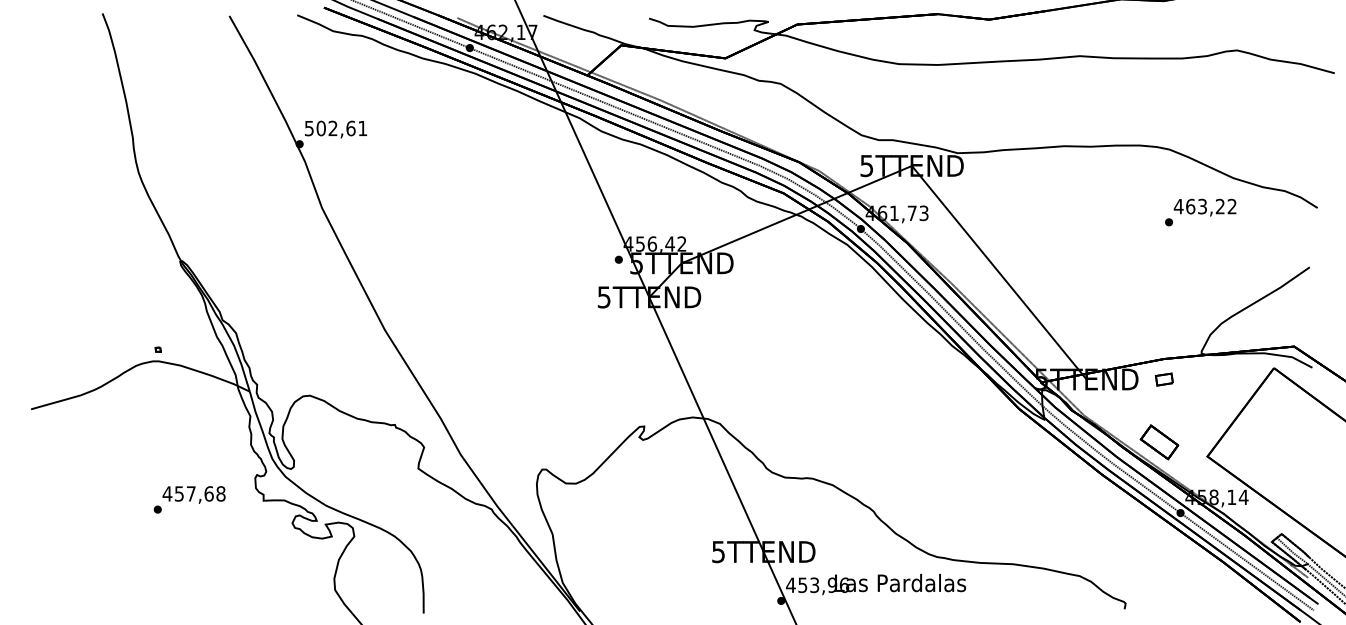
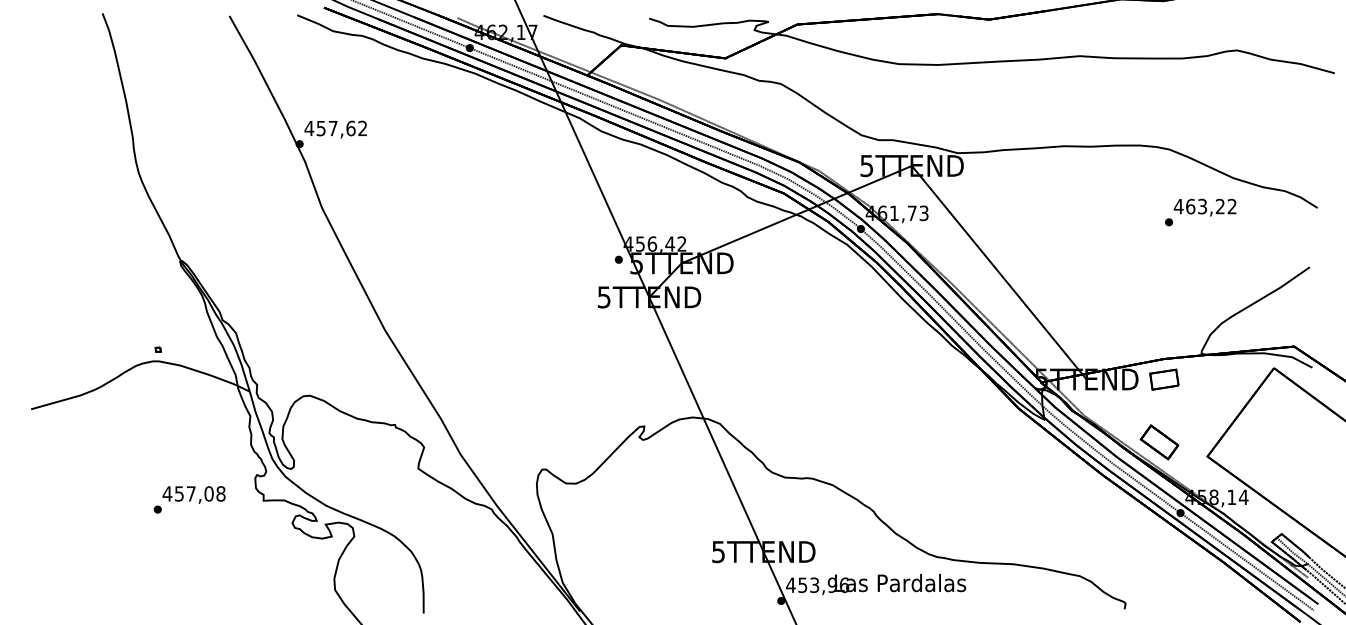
text: 502,61 -> 457,62 (335, 128)
part size: 19x15 px -> 31x23 px (1164, 379)
text: 457,68 -> 457,08 (208, 493)
